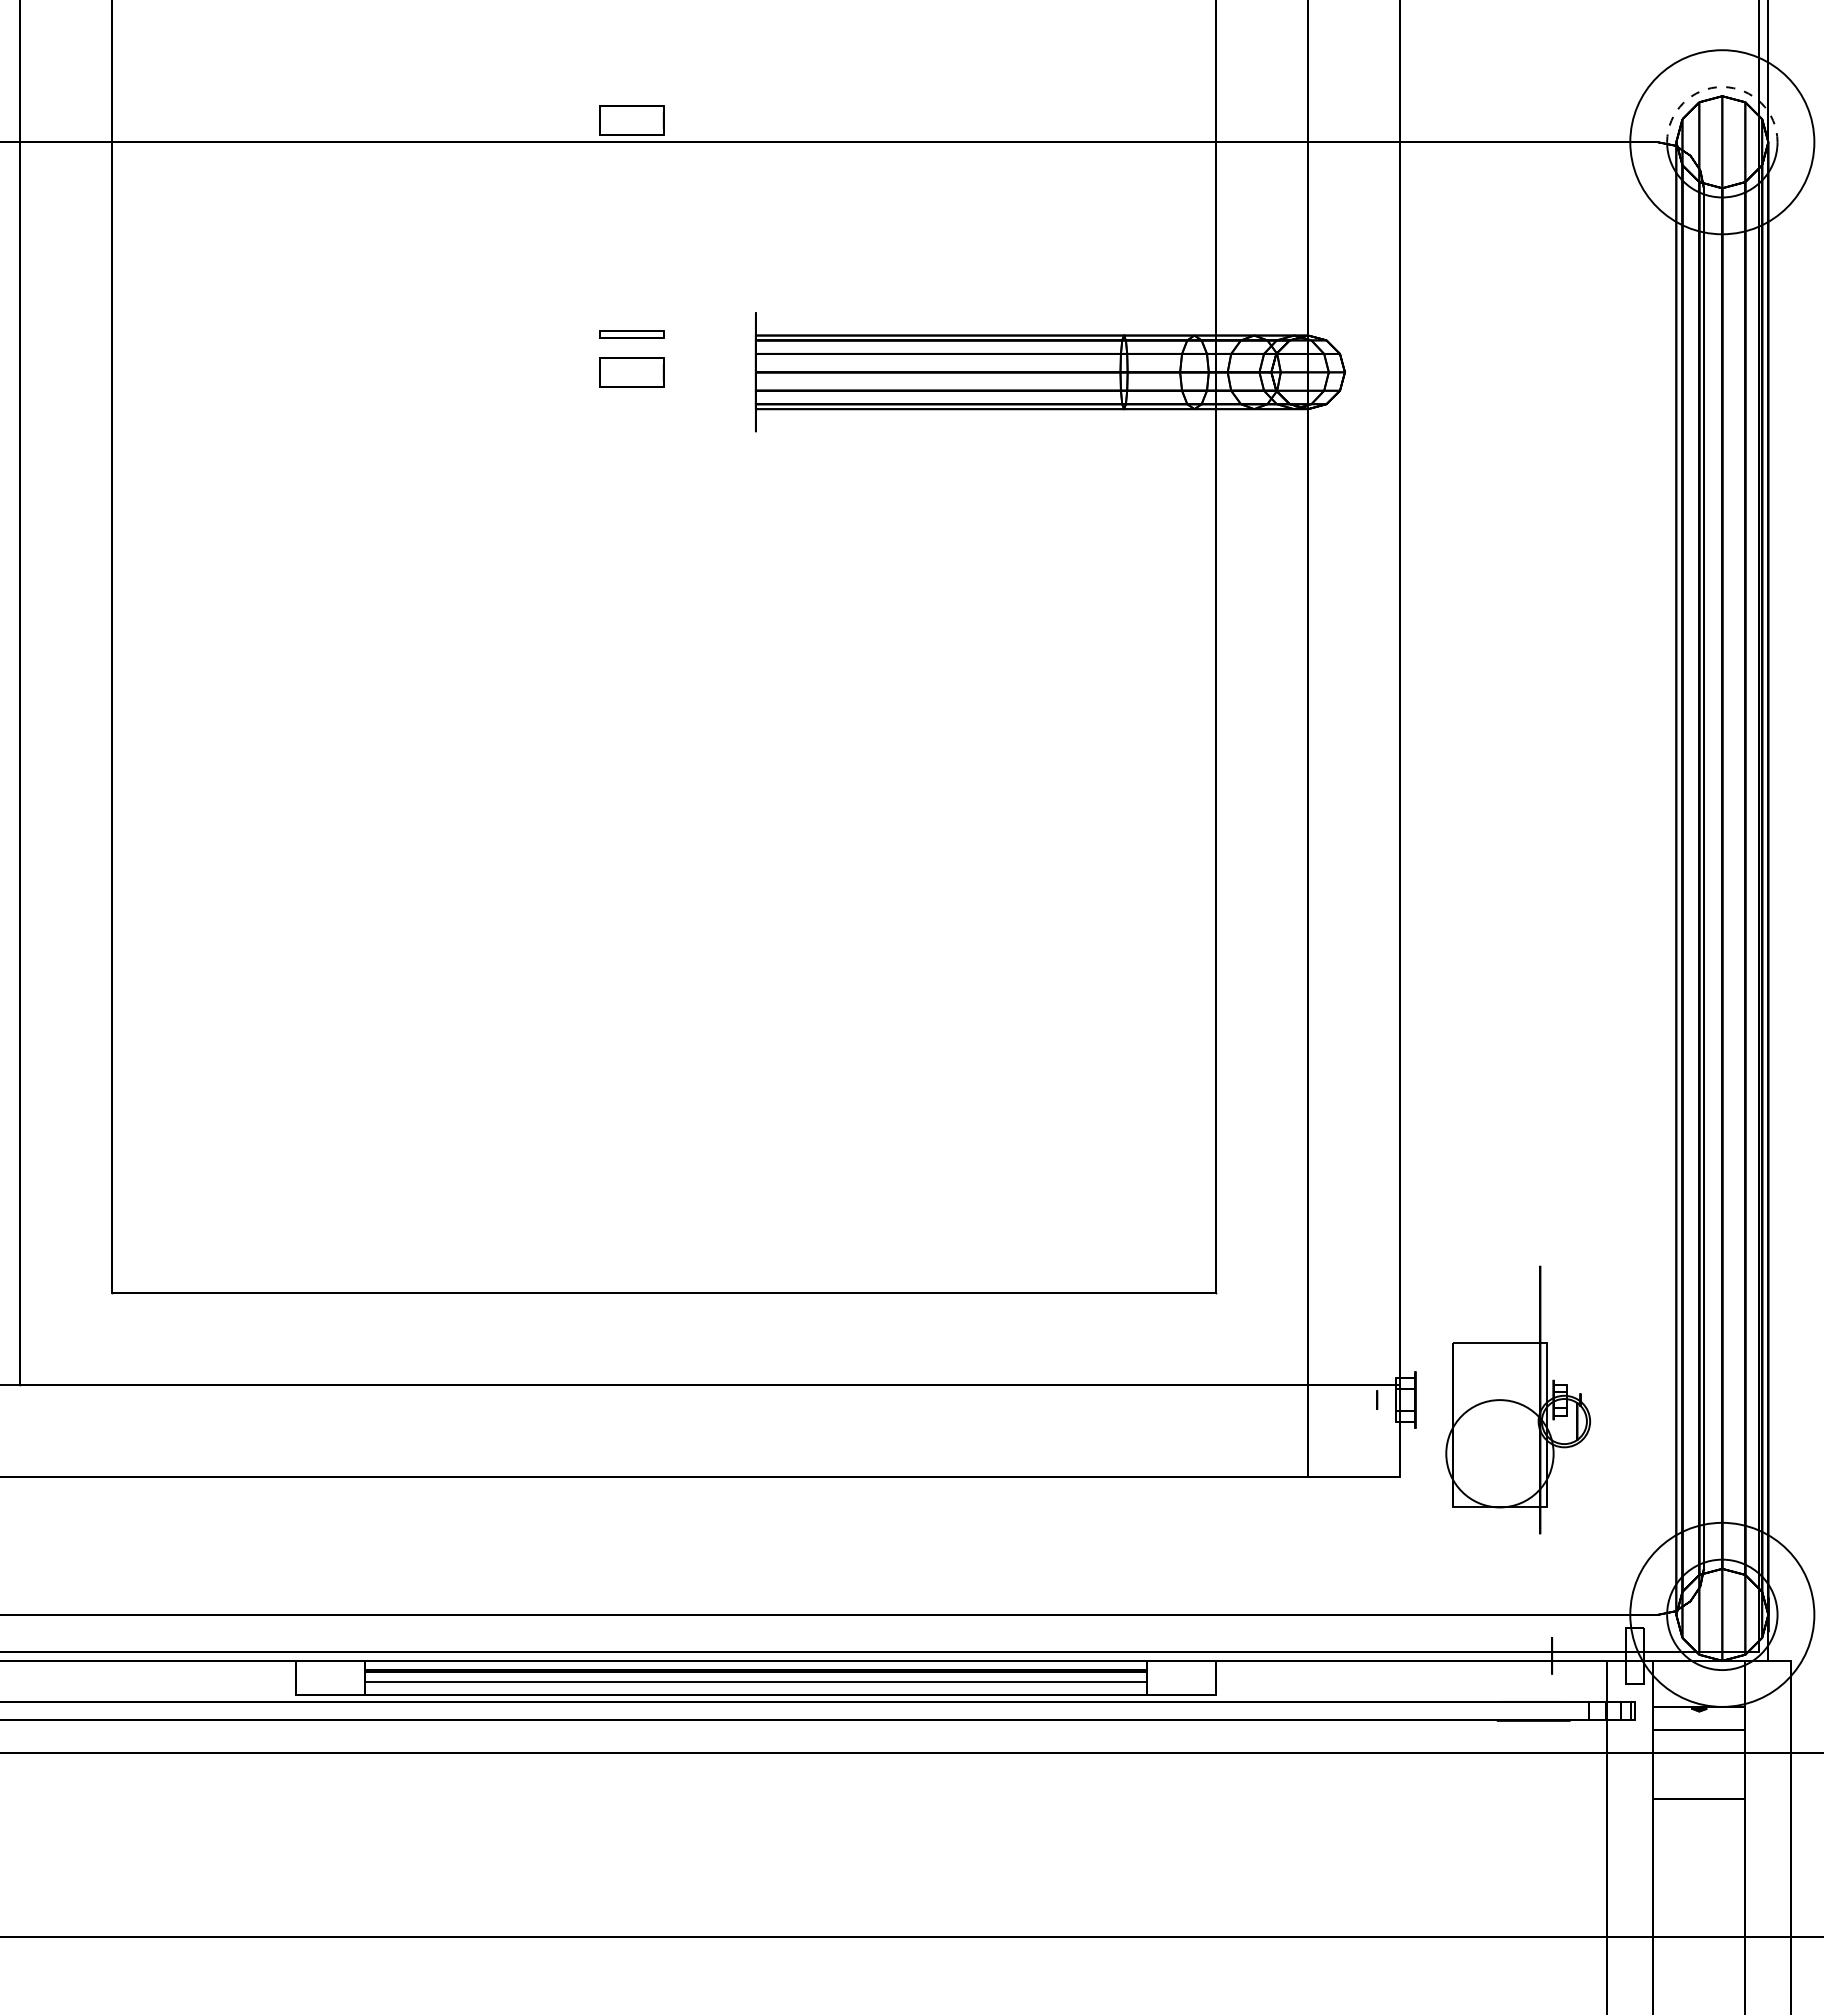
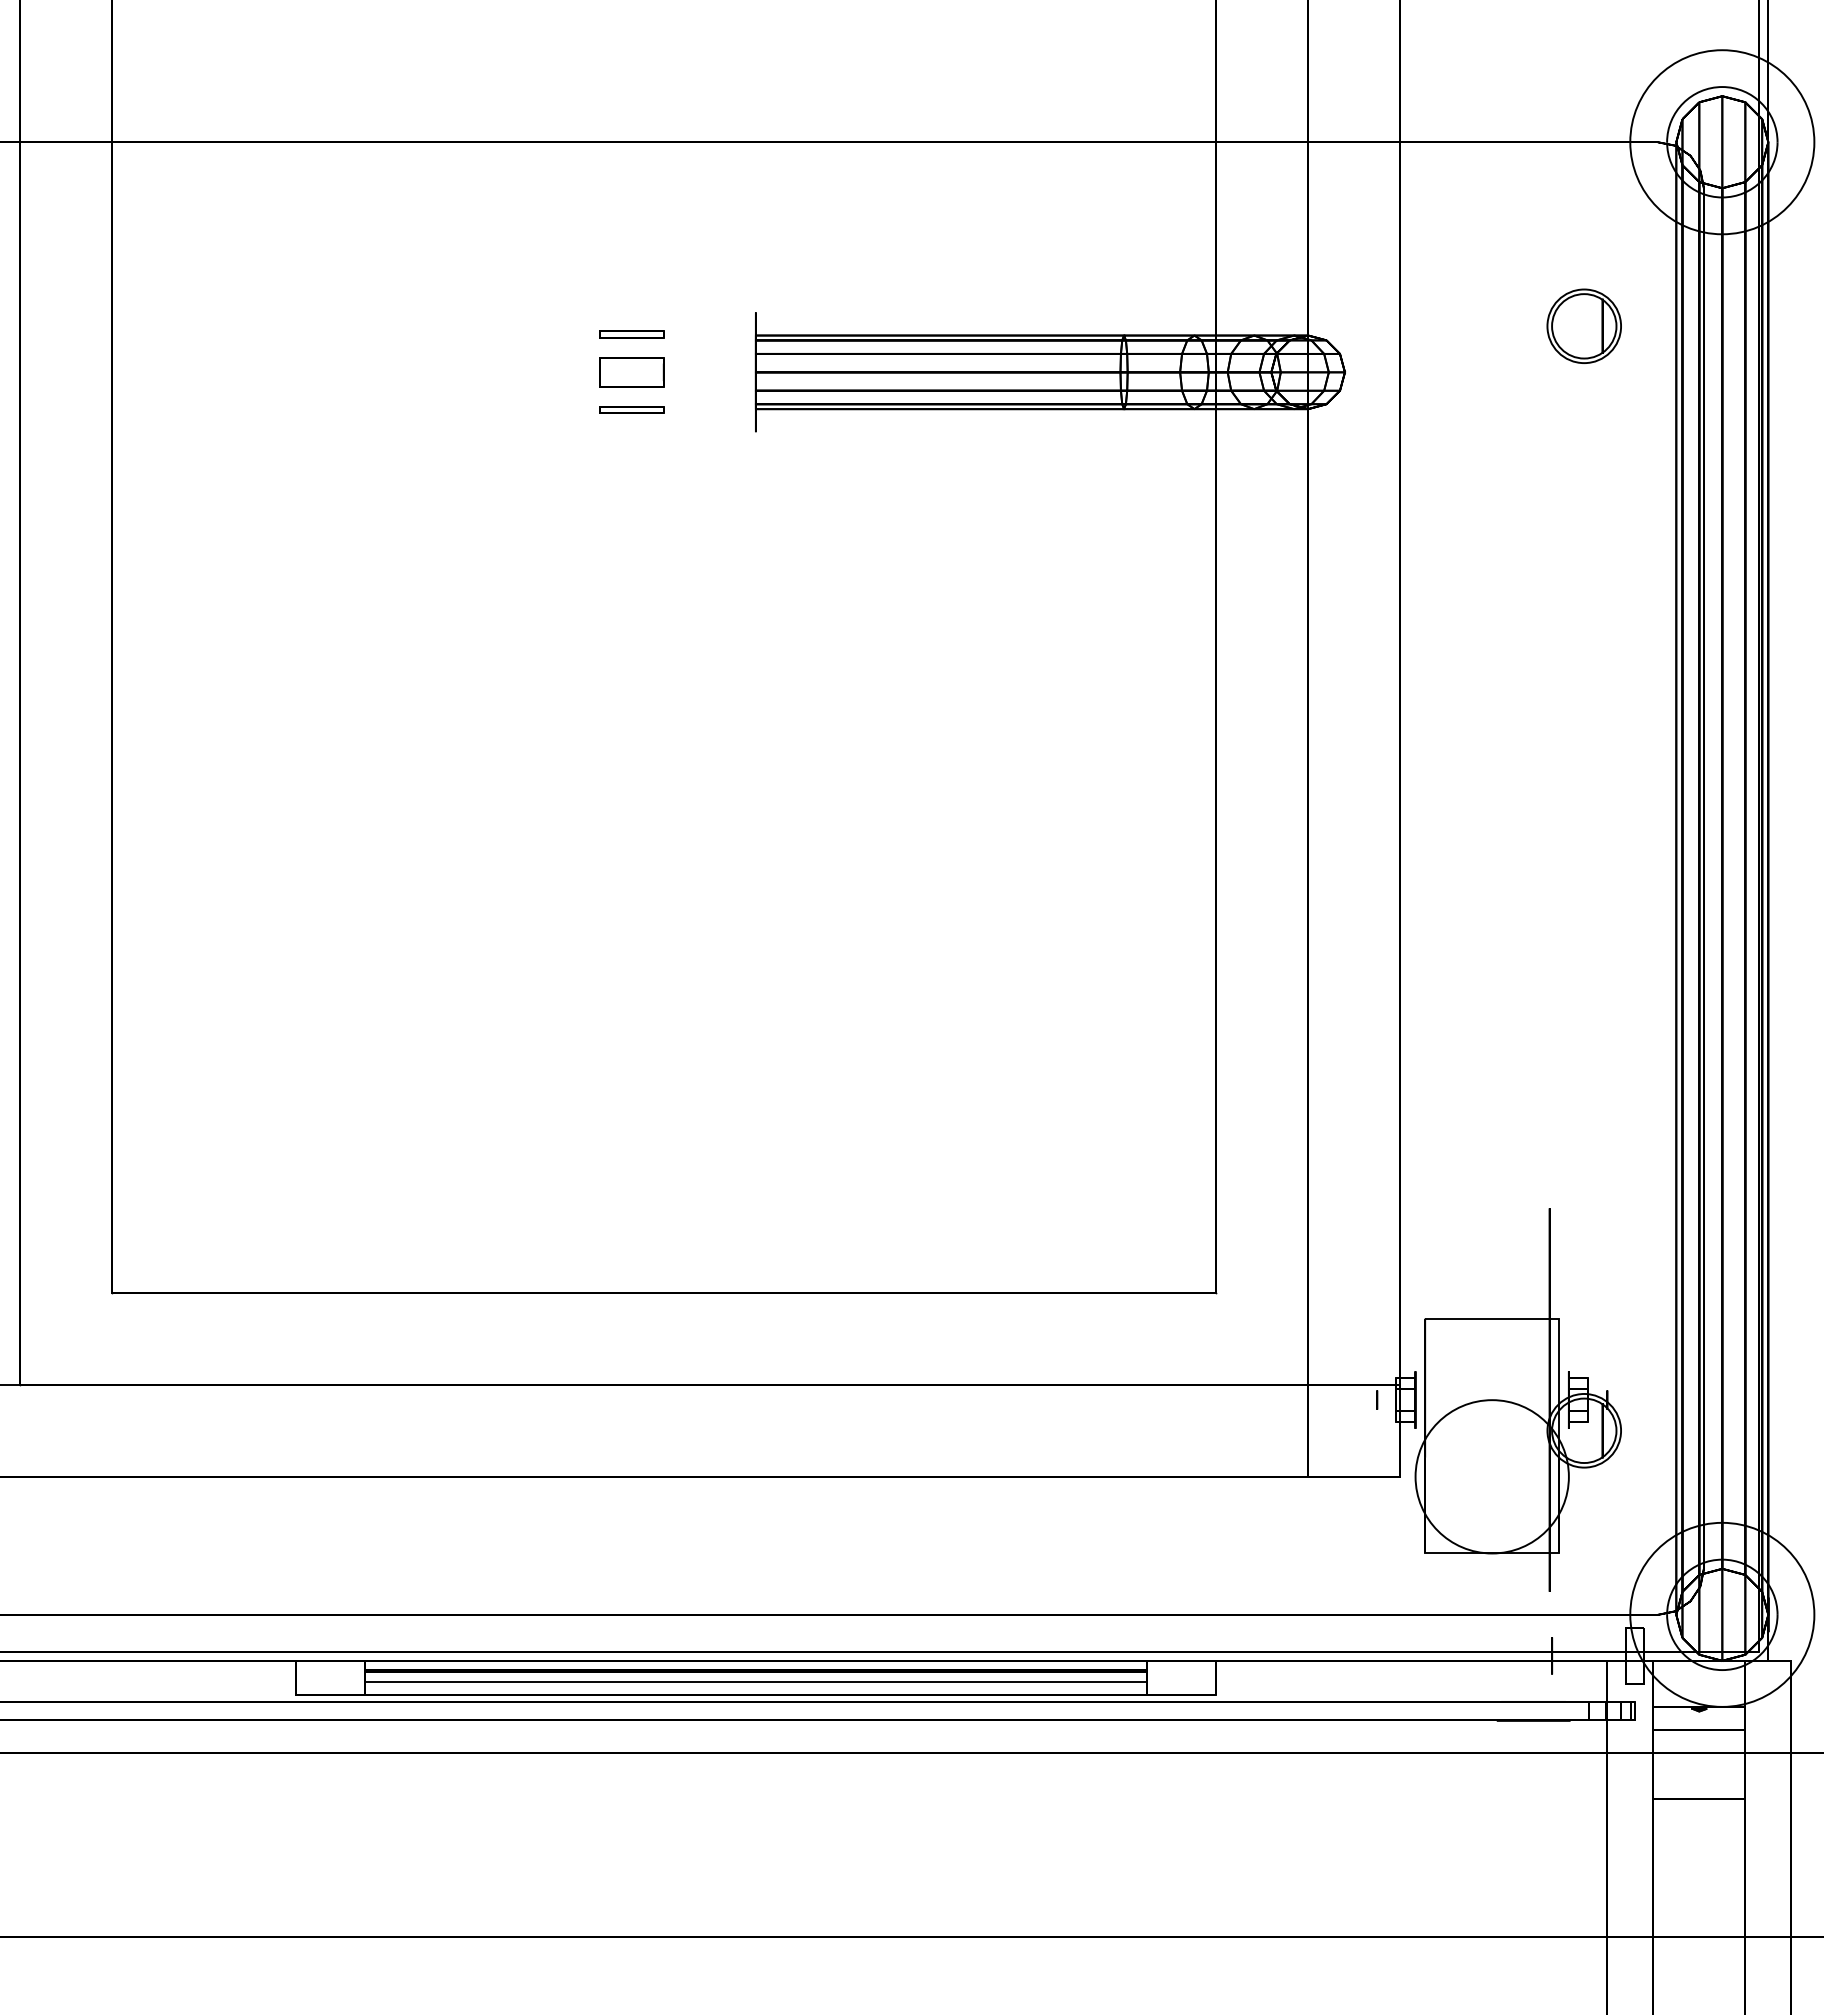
arc: dashed -> solid (1722, 87)
part: present -> none (631, 120)
part: none -> present (1583, 325)
part: none -> present (631, 409)
part size: 146x270 px -> 208x384 px (1517, 1399)
